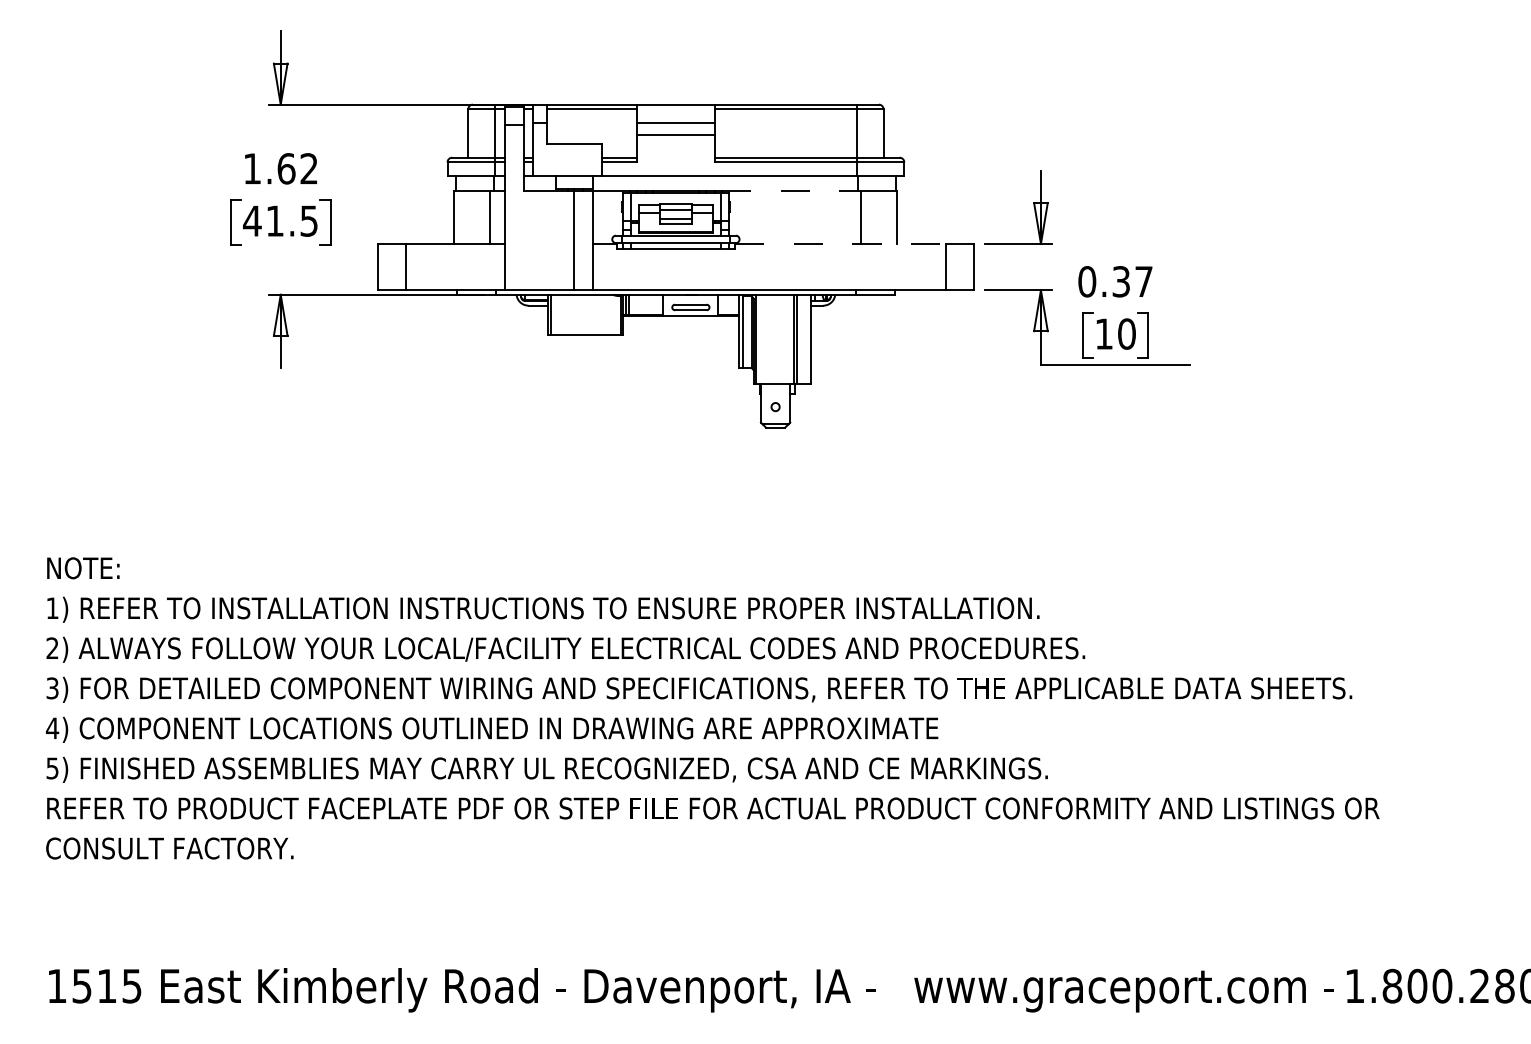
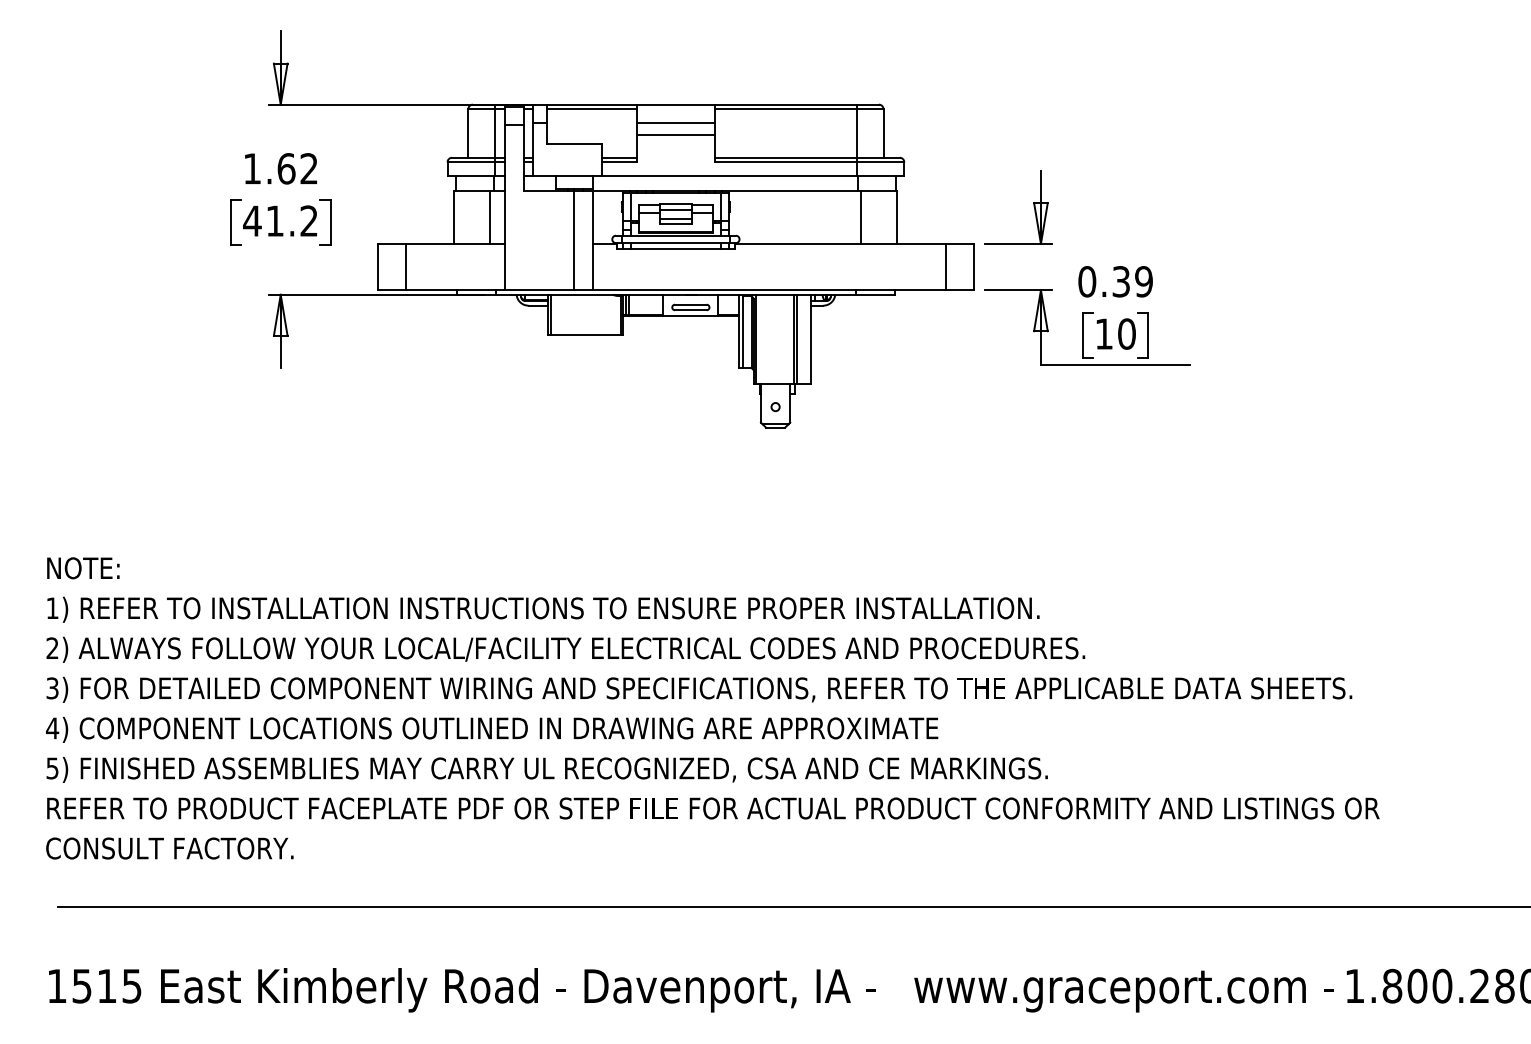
line: dashed -> solid (791, 190)
text: 41.5 -> 41.2 (308, 220)
line: dashed -> solid (841, 244)
text: 0.37 -> 0.39 (1143, 281)
line: none -> present (792, 906)
